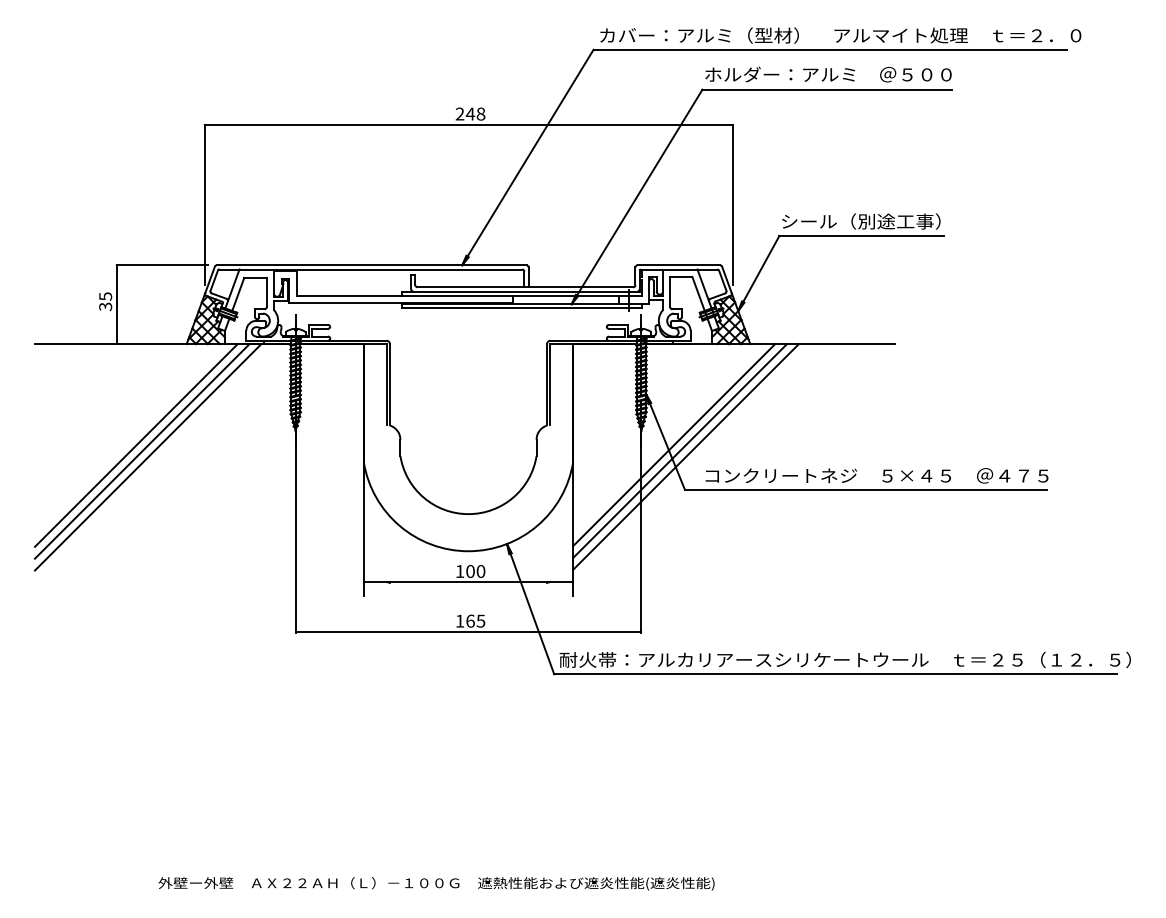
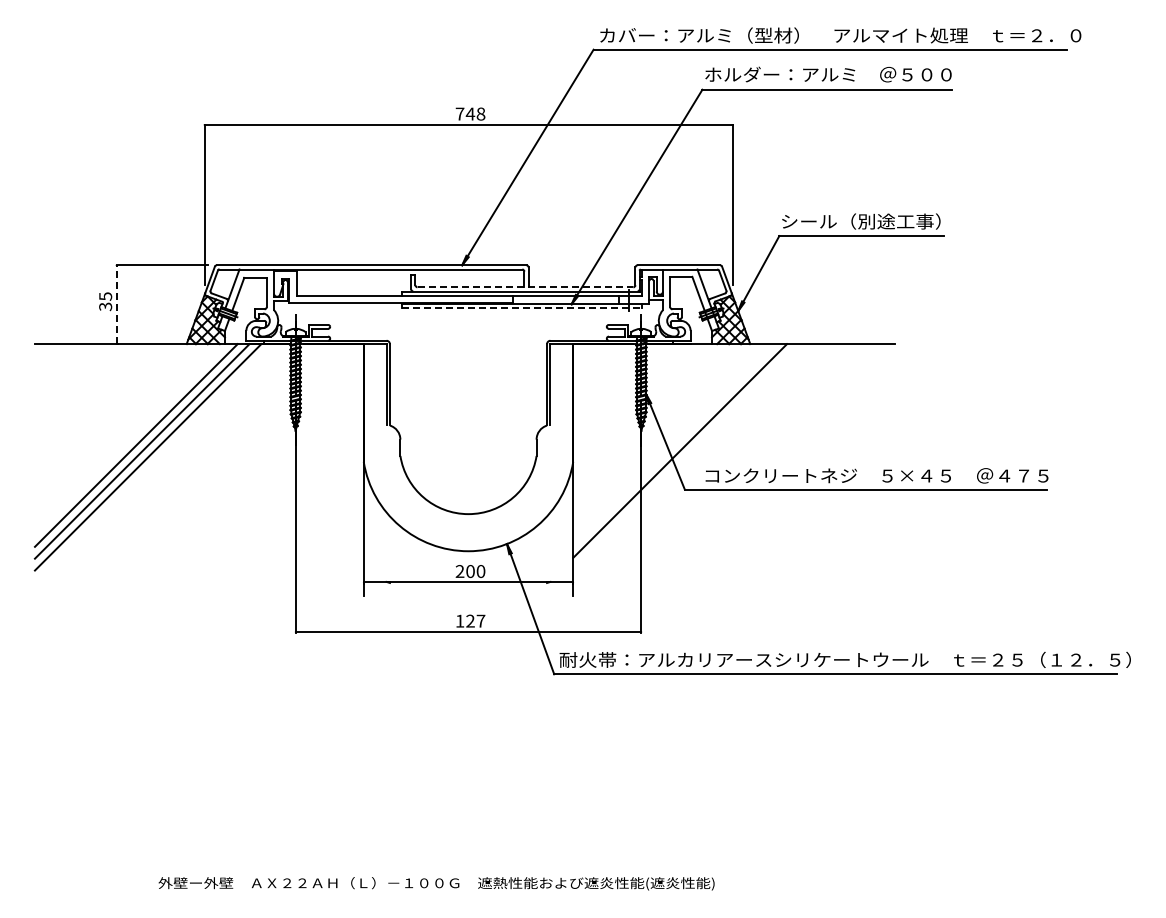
text: 248 -> 748 (459, 113)
line: solid -> dashed (525, 287)
line: solid -> dashed (116, 304)
line: solid -> dashed (522, 308)
line: present -> none (674, 445)
line: present -> none (685, 456)
text: 100 -> 200 (459, 571)
text: 165 -> 127 (475, 620)
